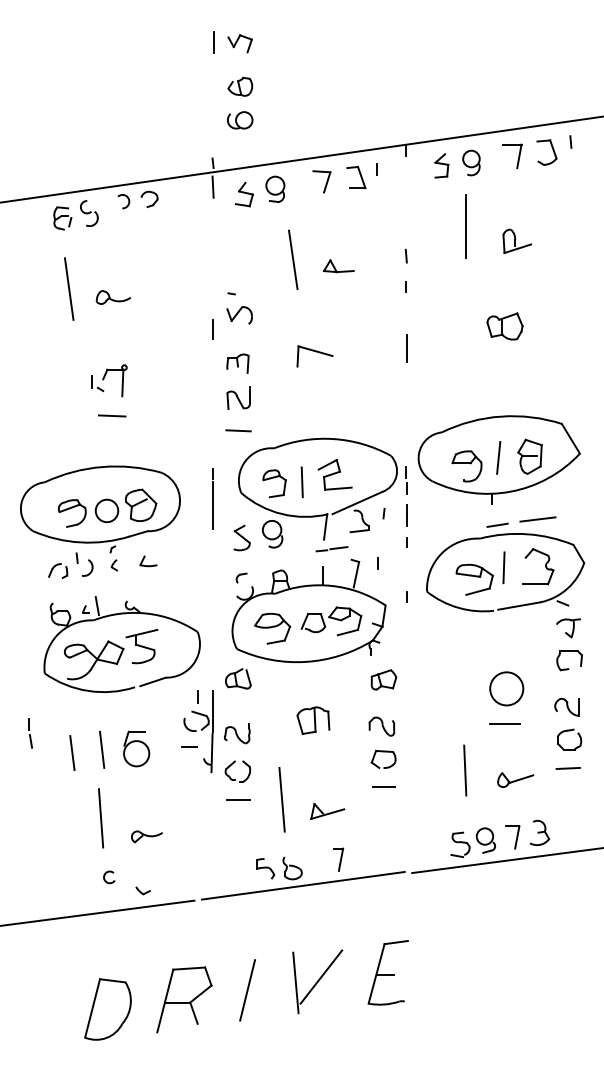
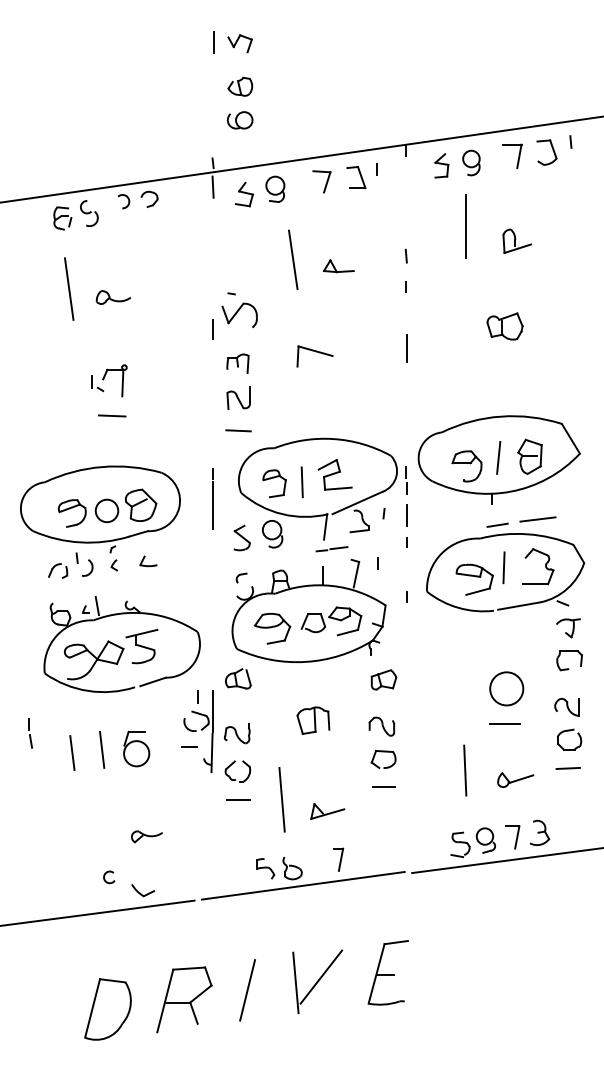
part size: 27x19 px -> 37x26 px (239, 314)
line: present -> none (100, 818)
part size: 16x10 px -> 25x14 px (143, 890)
